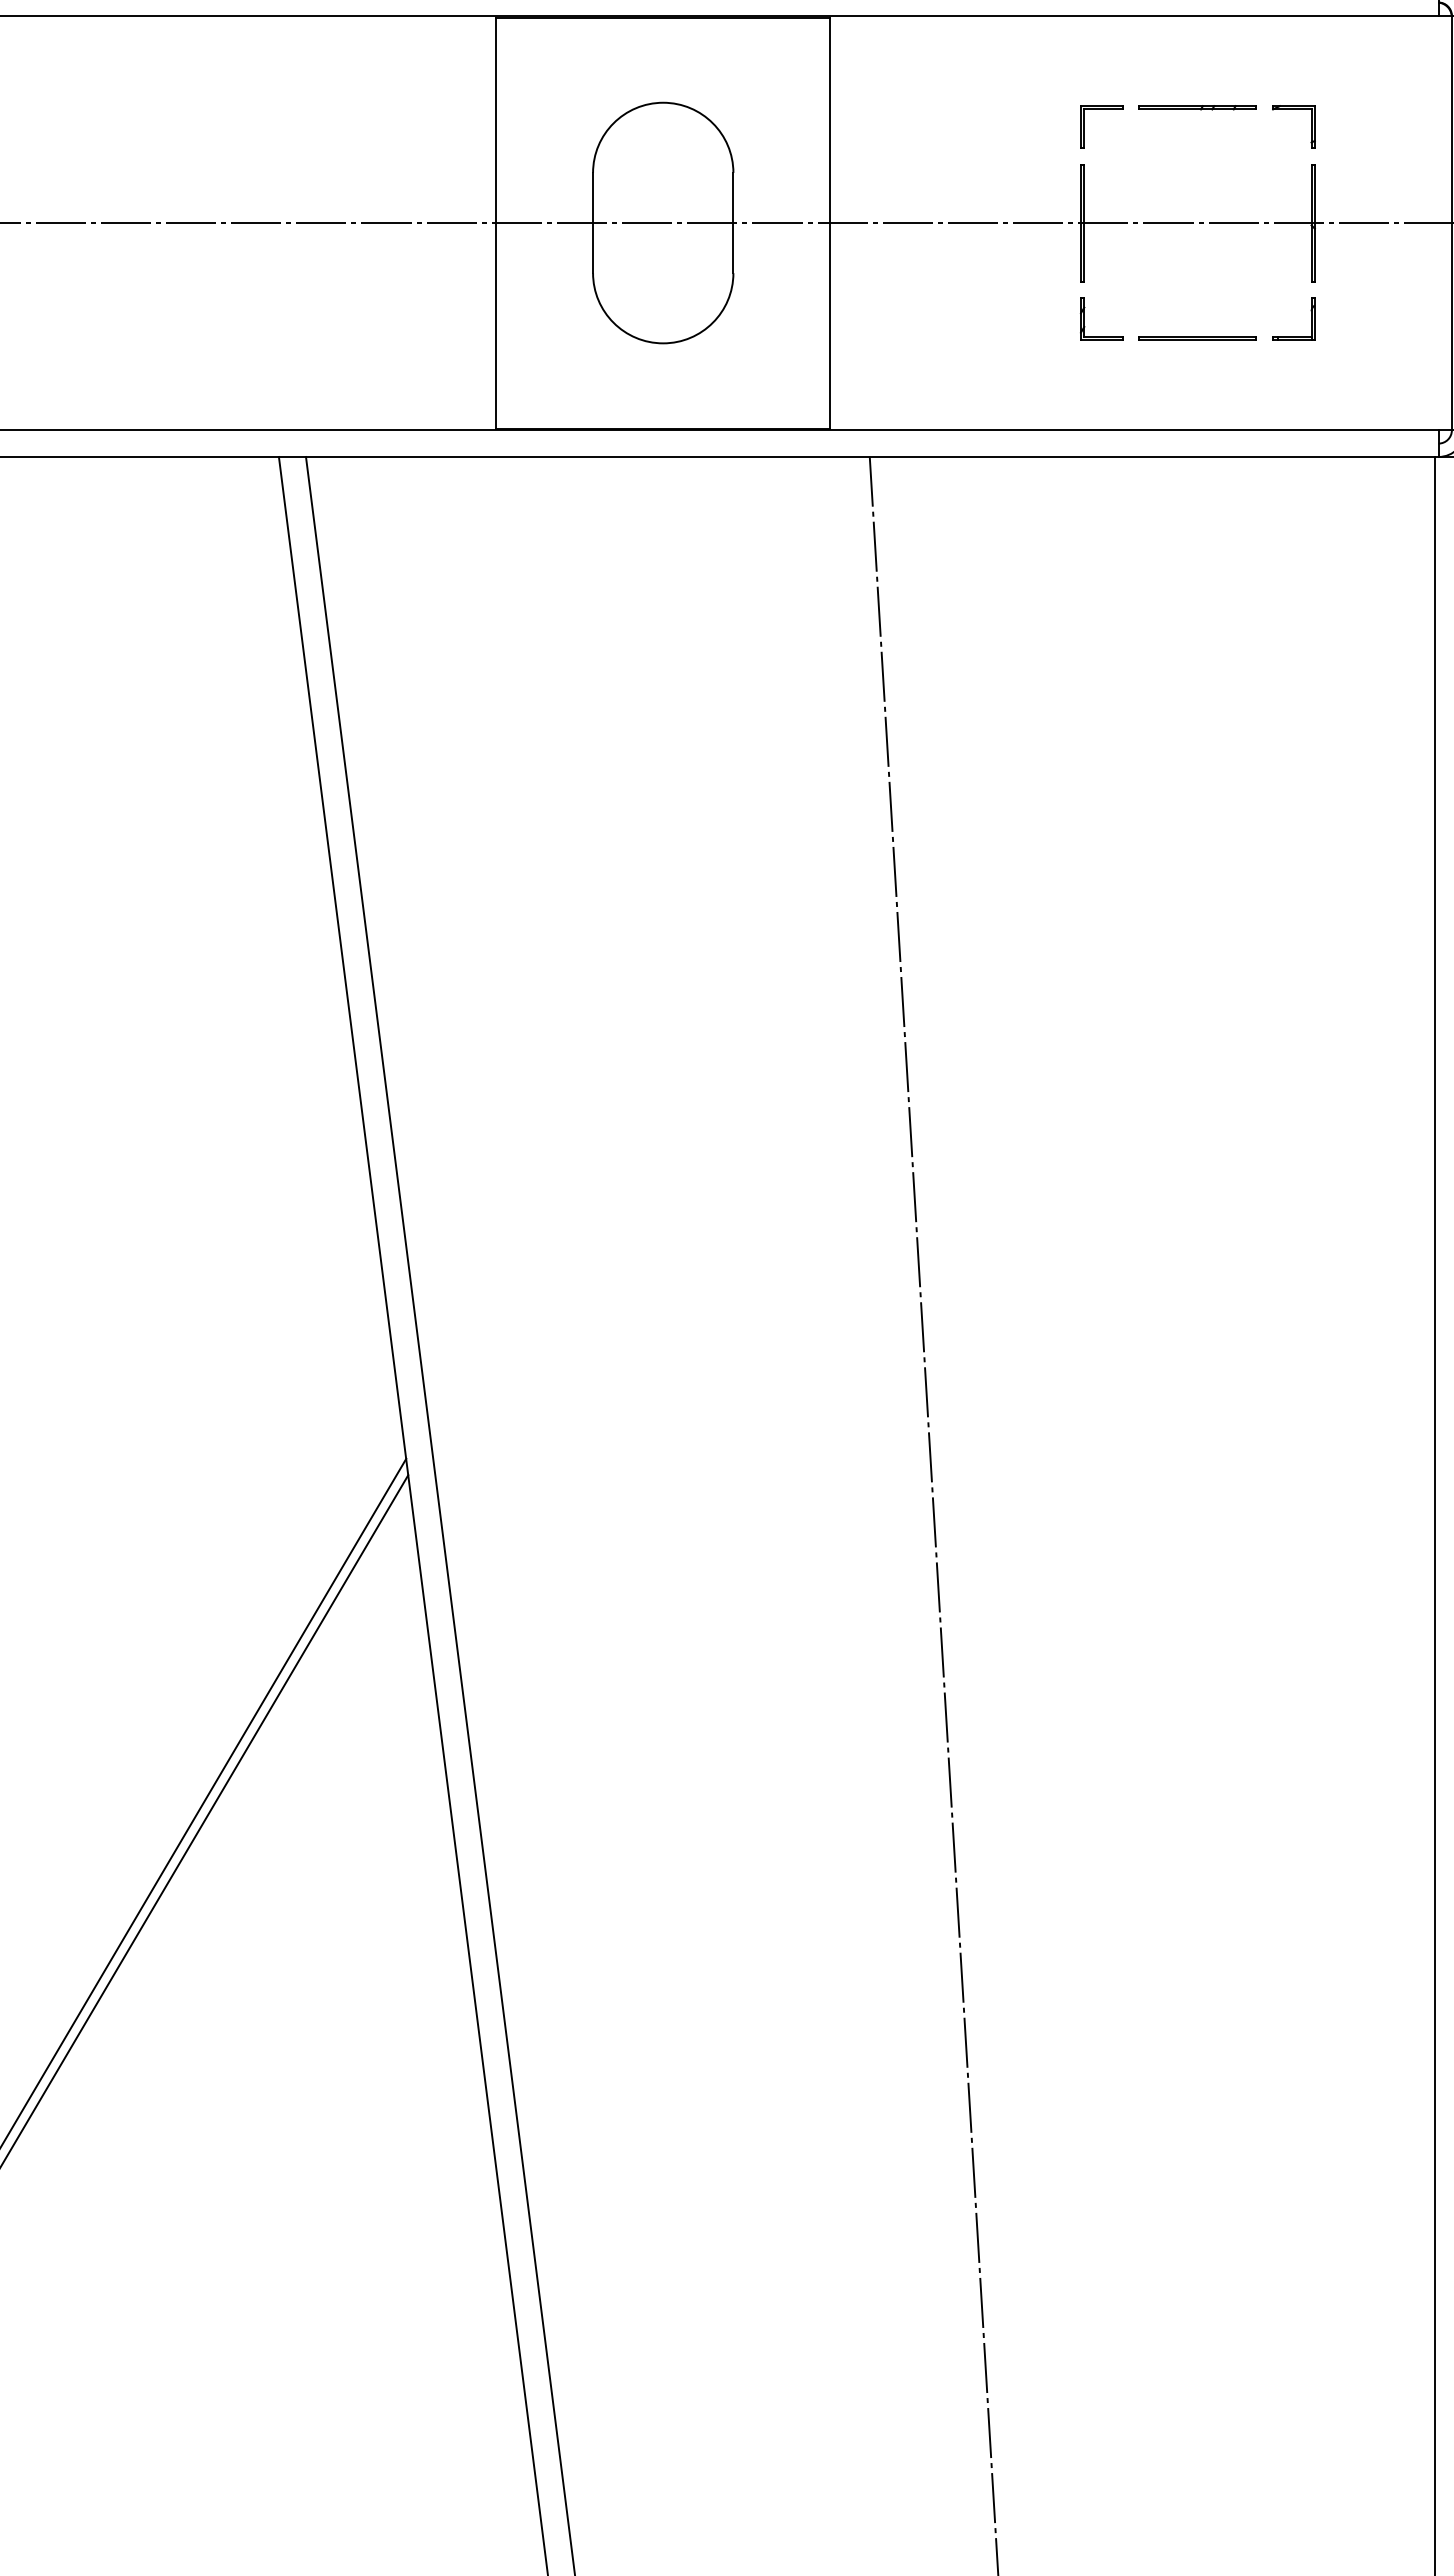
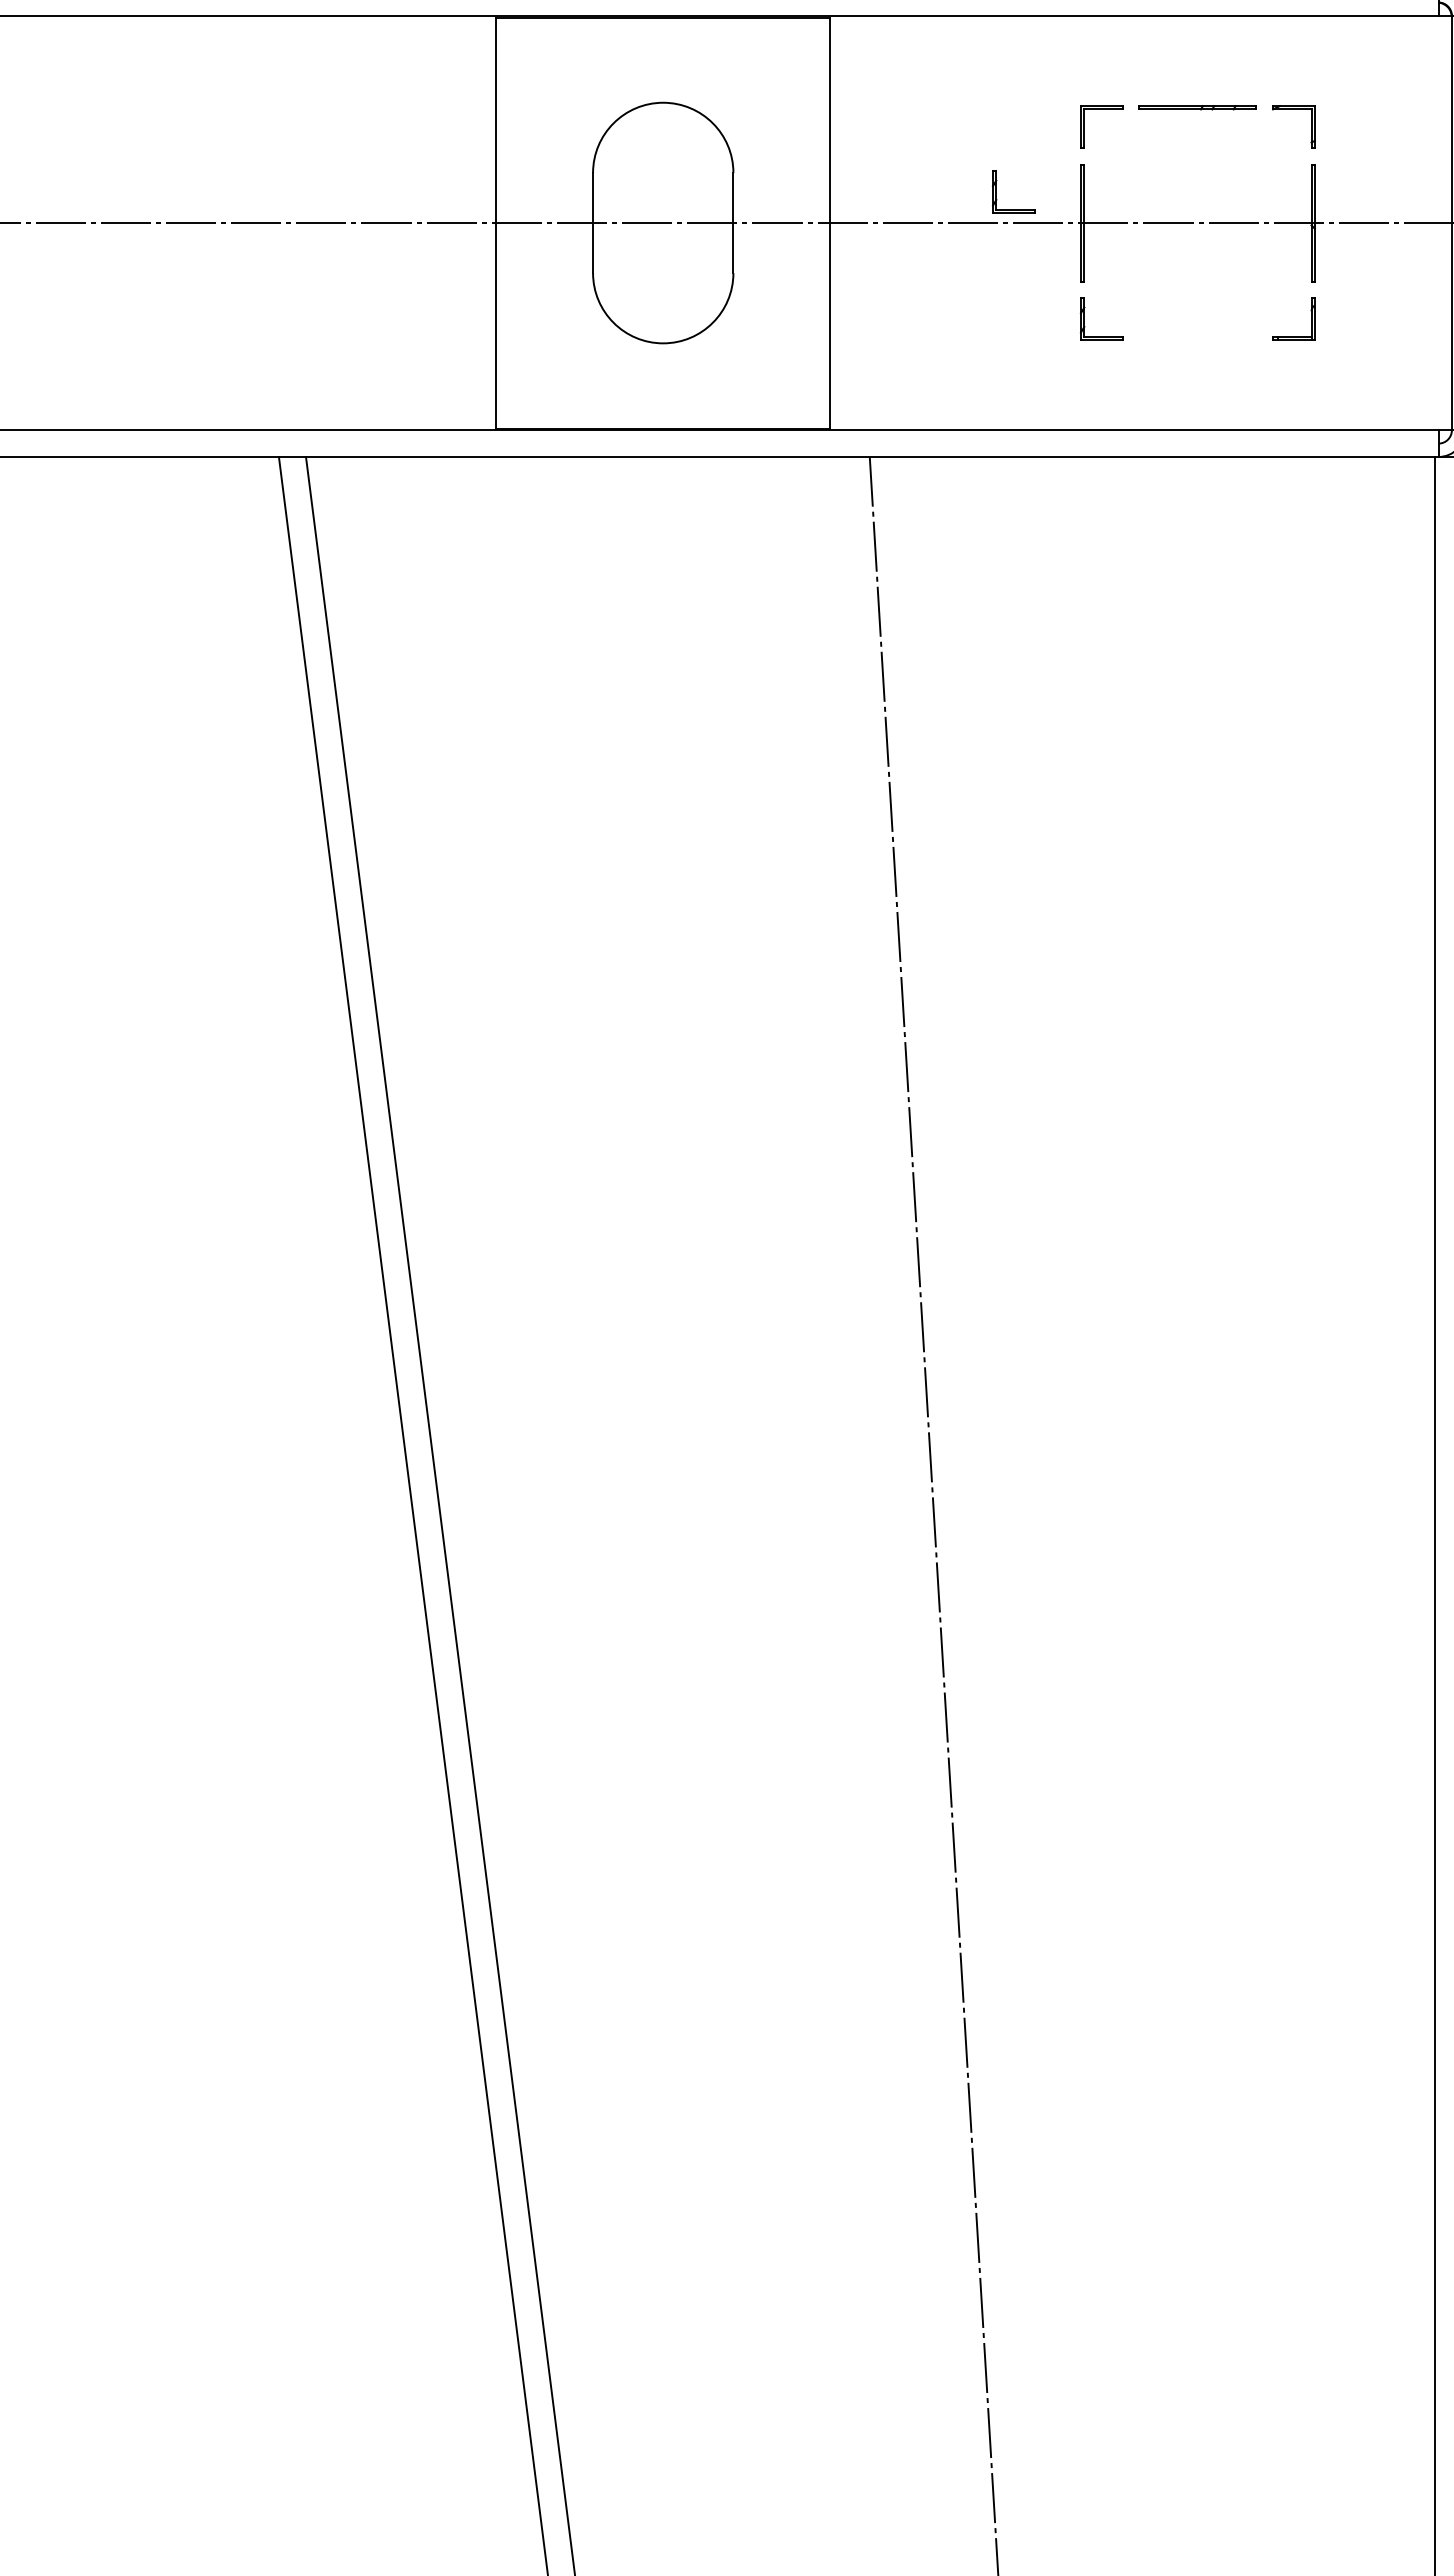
part: none -> present (996, 191)
line: present -> none (1197, 337)
line: present -> none (204, 1801)
line: present -> none (205, 1819)
